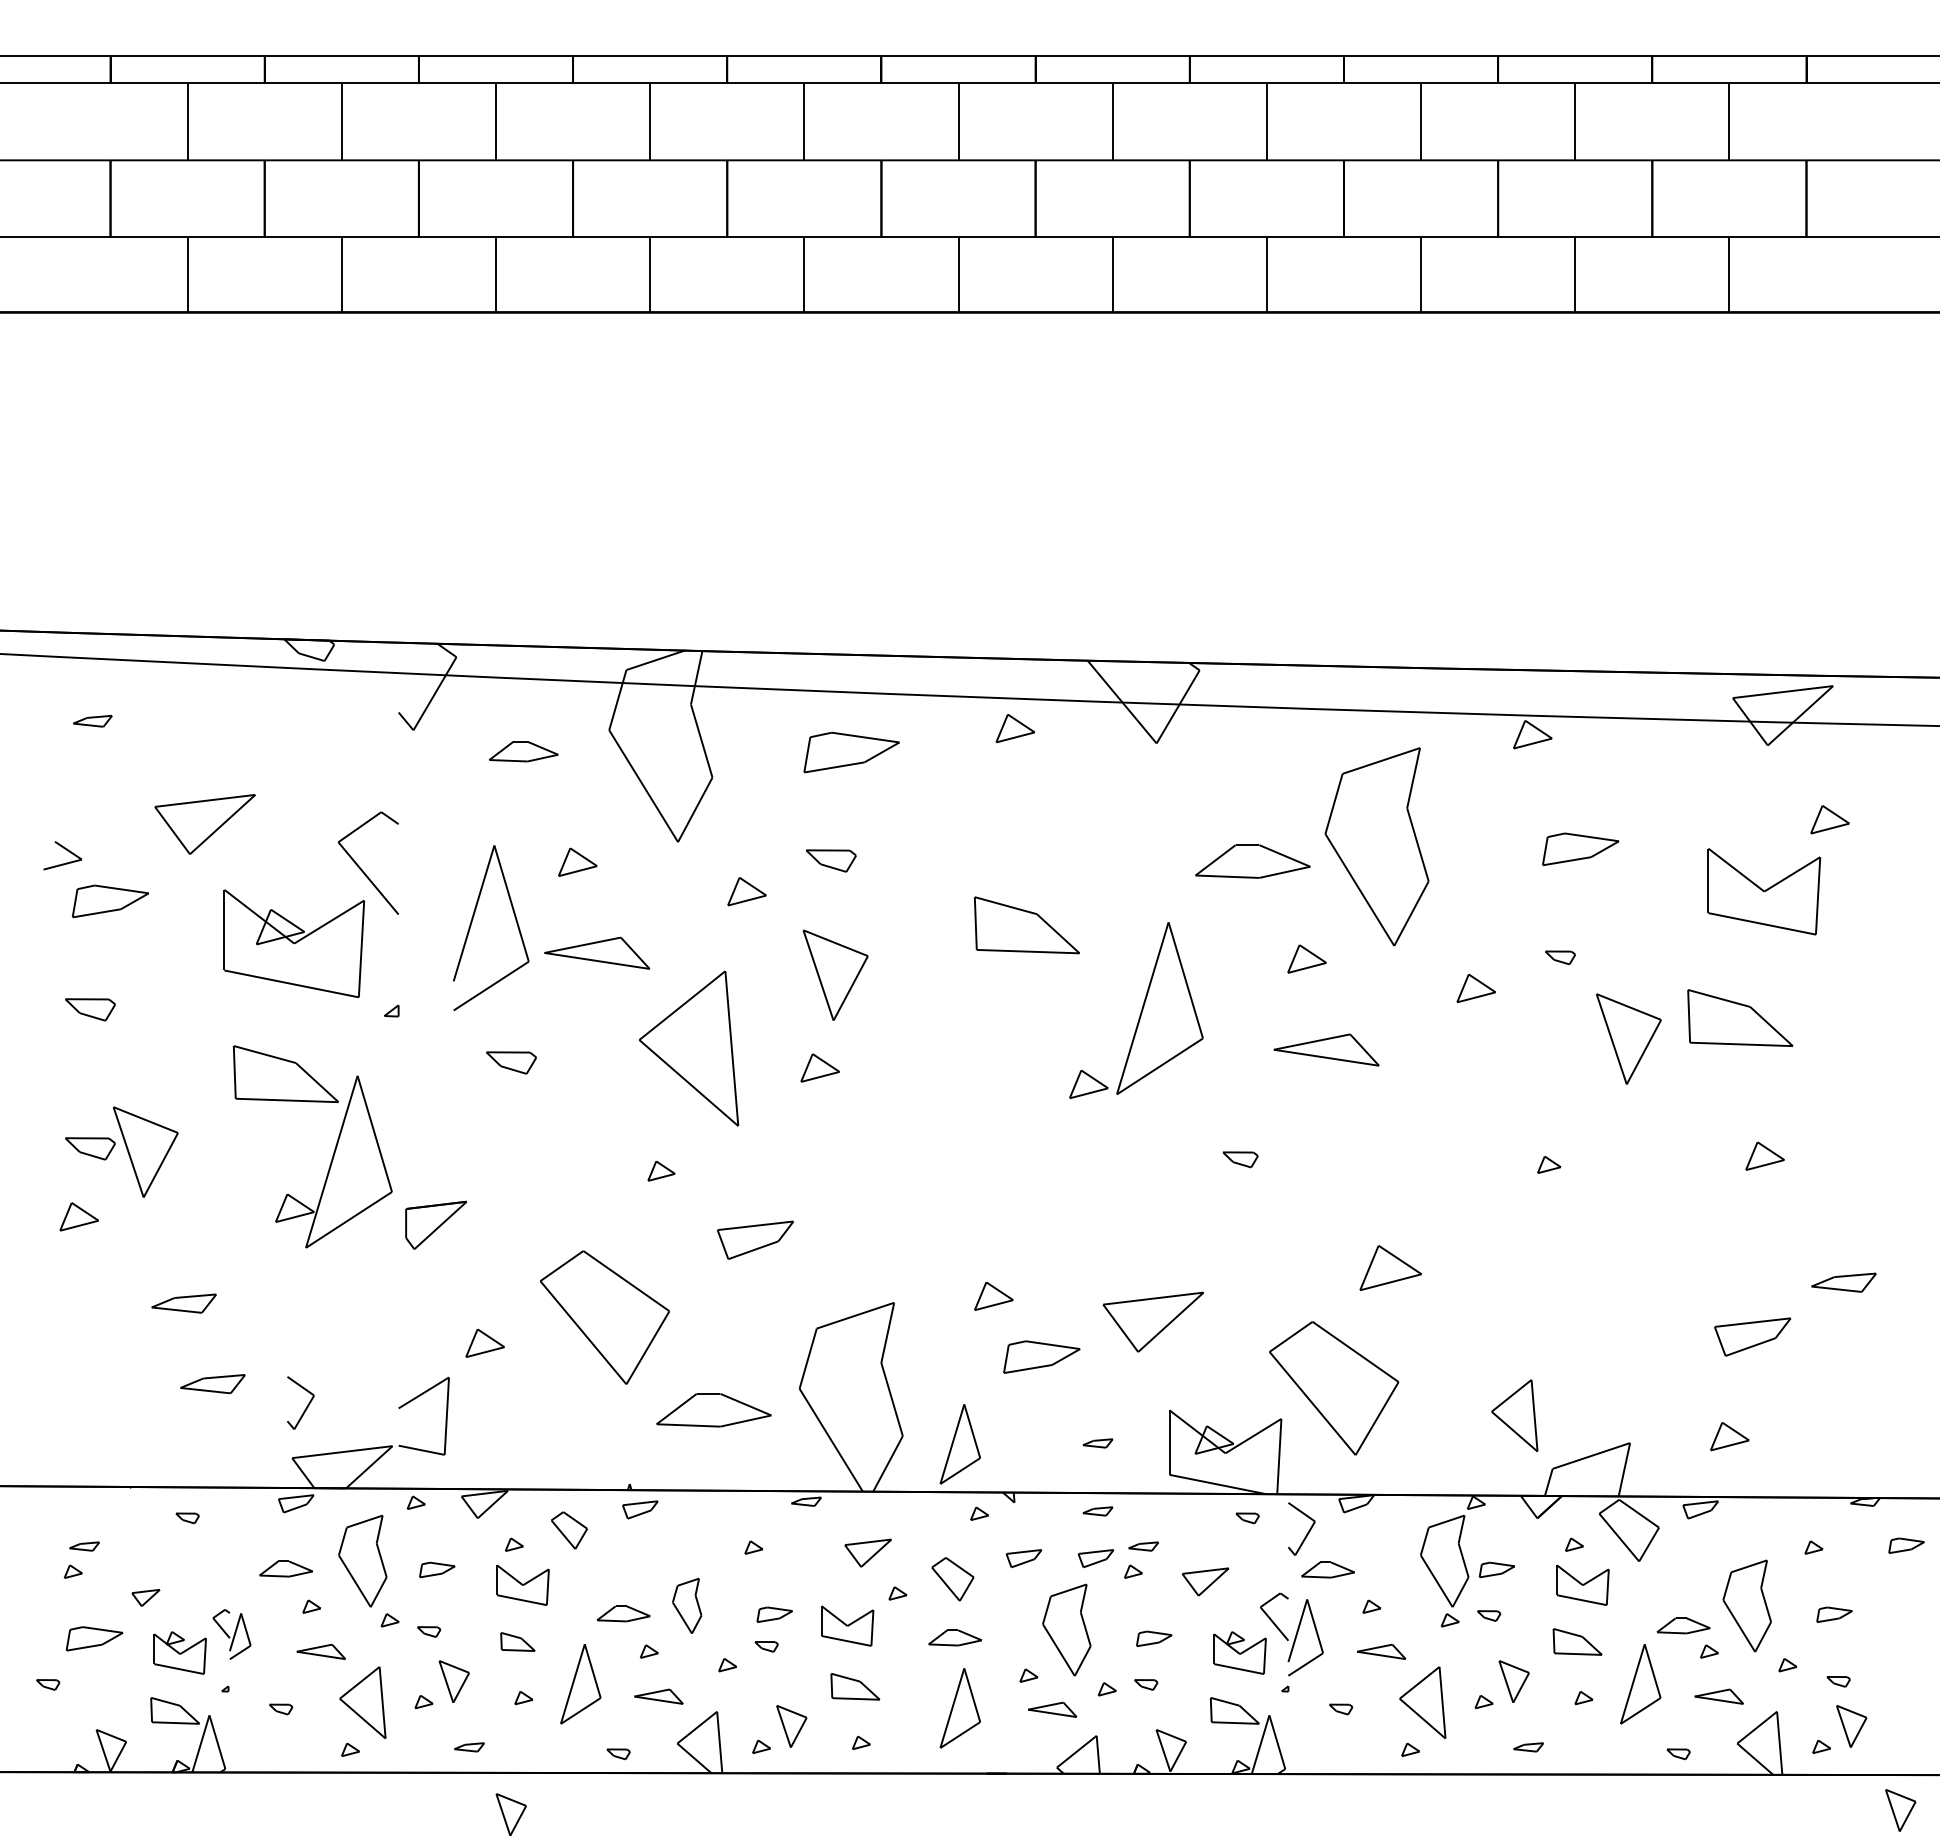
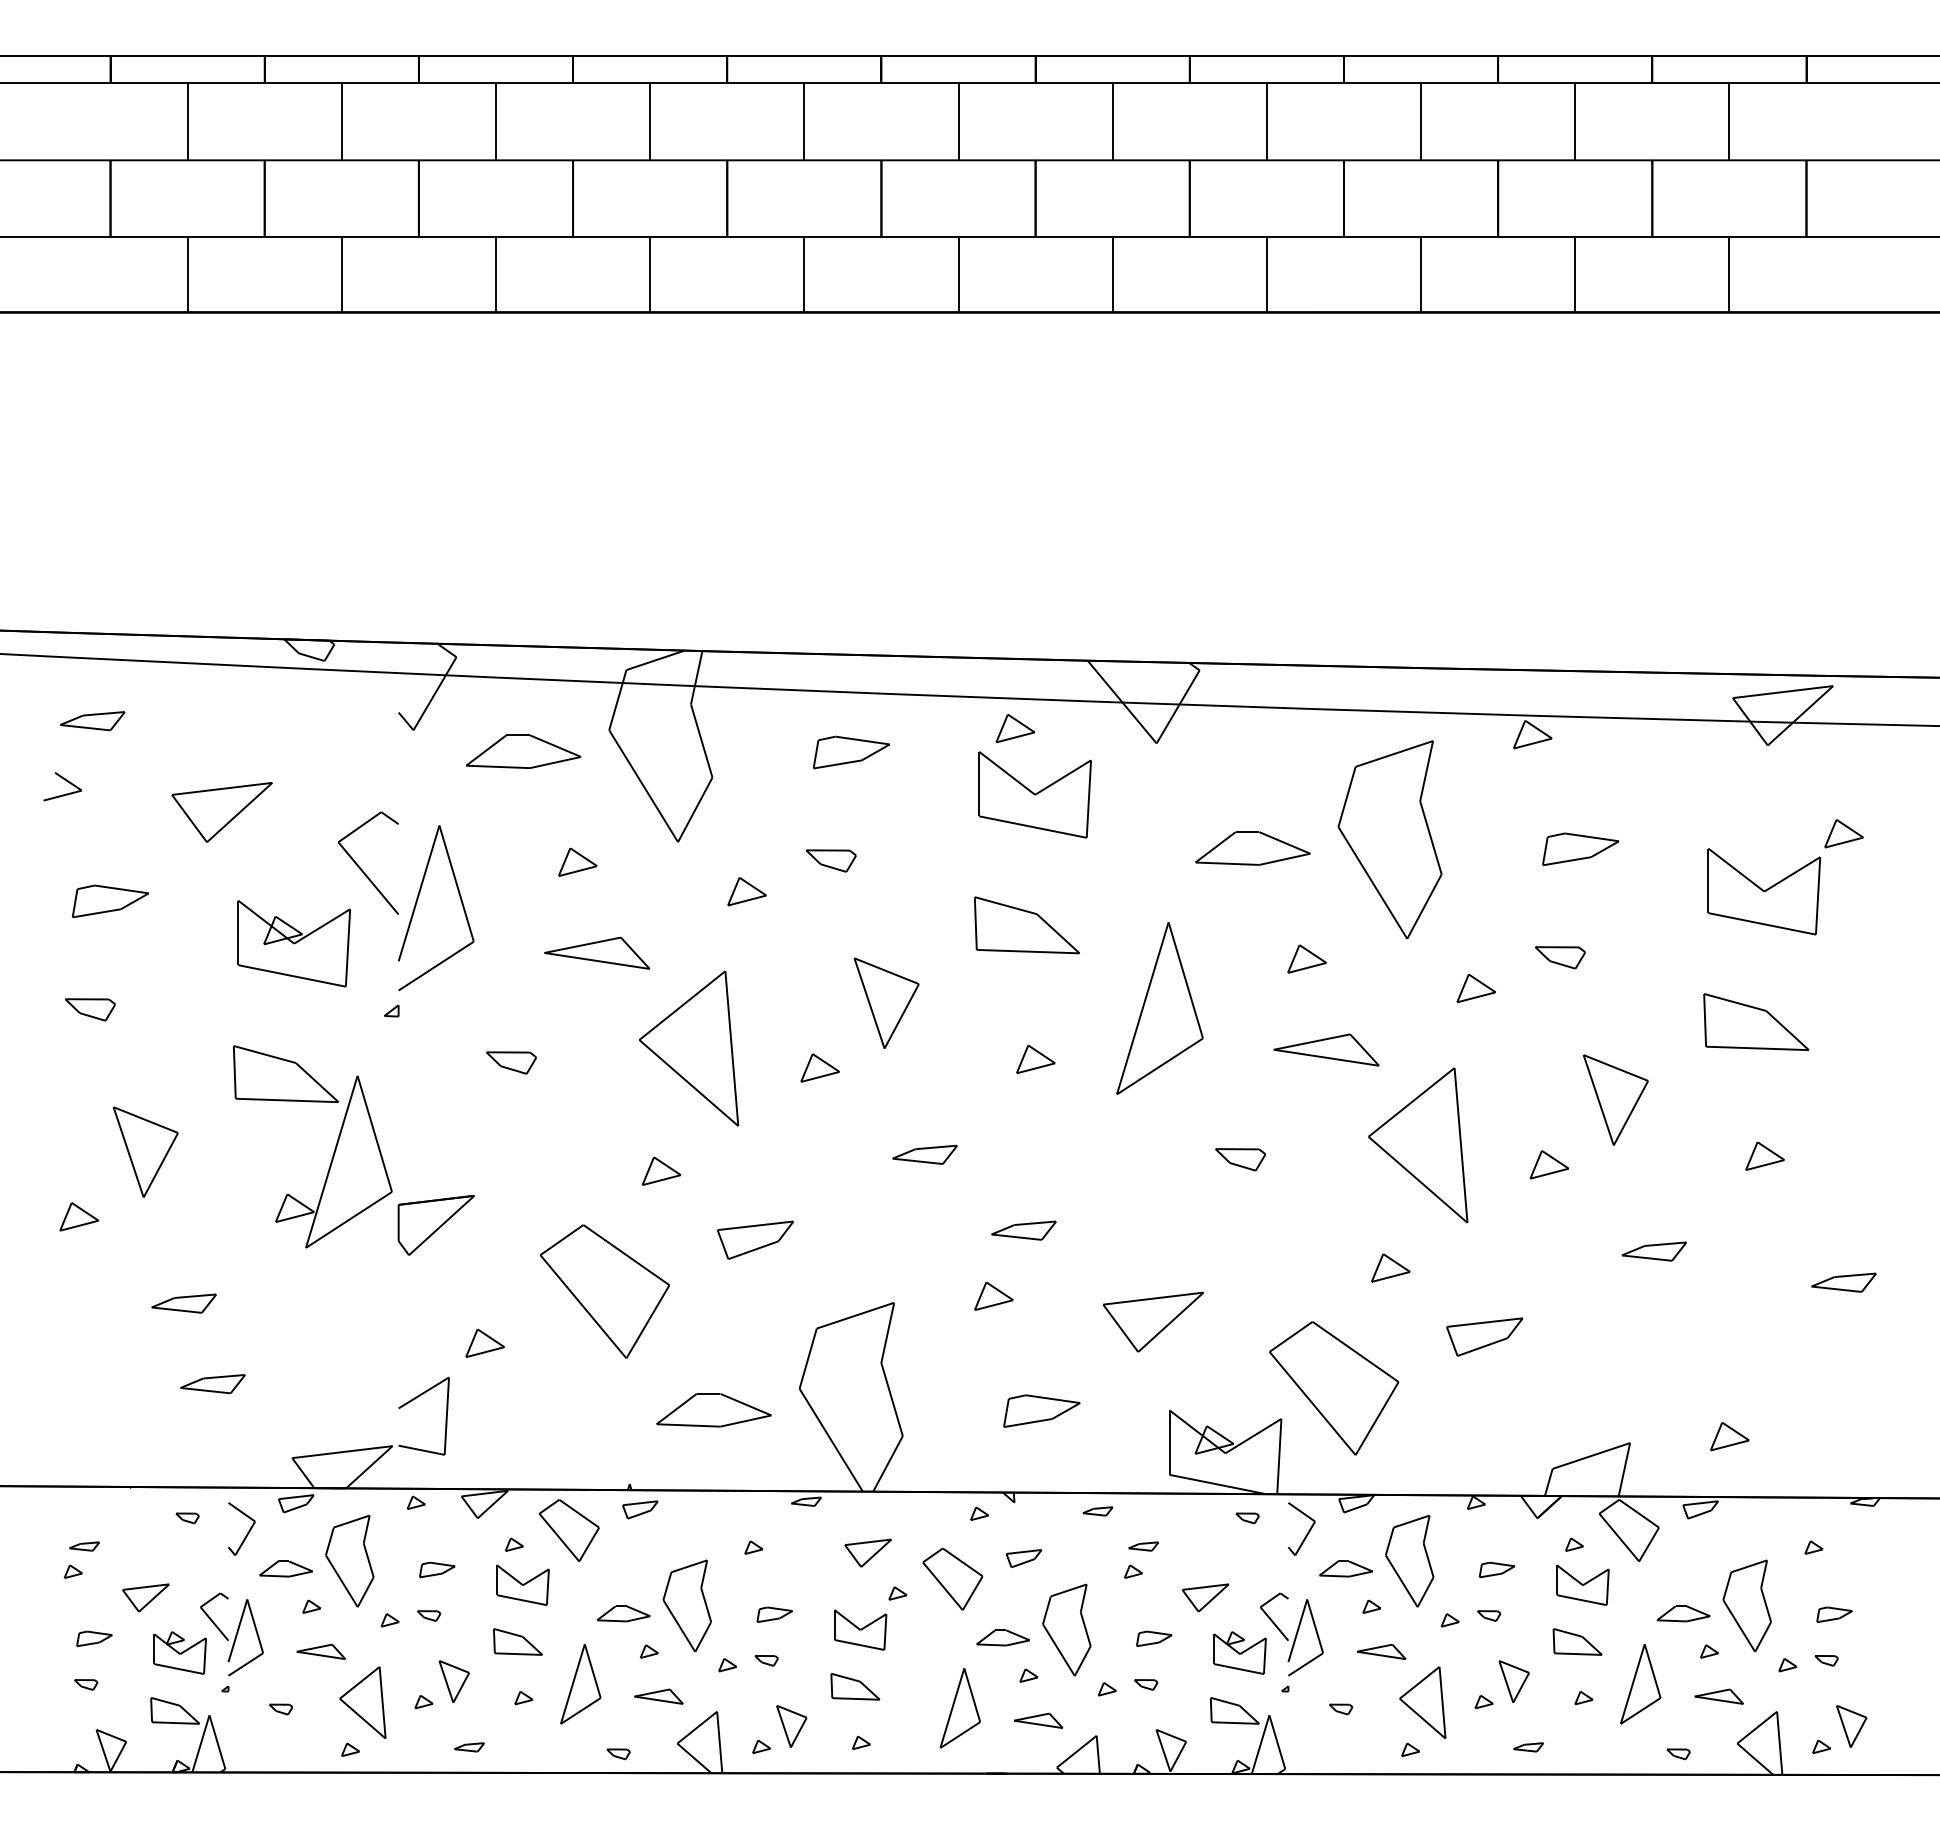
part size: 40x13 px -> 66x21 px (92, 721)
part size: 70x22 px -> 116x35 px (523, 751)
part size: 97x43 px -> 78x35 px (850, 752)
part: none -> present (1034, 794)
part position: (1829, 819) -> (1843, 833) (1843, 833)
part position: (204, 824) -> (221, 812) (221, 812)
part position: (1376, 846) -> (1389, 839) (1389, 839)
part position: (64, 849) -> (64, 780) (64, 780)
part position: (1252, 861) -> (1252, 848) (1252, 848)
part position: (472, 922) -> (417, 902) (417, 902)
part size: 143x110 px -> 114x88 px (293, 943)
part size: 31x16 px -> 51x24 px (1560, 957)
part position: (835, 974) -> (886, 1002) (886, 1002)
part position: (1740, 1017) -> (1756, 1021) (1756, 1021)
part position: (1628, 1038) -> (1615, 1099) (1615, 1099)
part position: (1088, 1084) -> (1035, 1059) (1035, 1059)
part: none -> present (1418, 1145)
part: present -> none (90, 1148)
part: none -> present (924, 1154)
part size: 37x18 px -> 51x24 px (1240, 1159)
part size: 25x18 px -> 40x30 px (1548, 1164)
part size: 29x22 px -> 41x30 px (661, 1170)
part size: 63x50 px -> 78x61 px (435, 1225)
part: none -> present (1023, 1230)
part: none -> present (1653, 1251)
part size: 63x46 px -> 40x30 px (1390, 1267)
part position: (604, 1317) -> (604, 1291) (604, 1291)
part position: (1752, 1336) -> (1484, 1336) (1484, 1336)
part position: (1041, 1356) -> (1041, 1410) (1041, 1410)
part position: (306, 1406) -> (247, 1532) (247, 1532)
part: present -> none (1514, 1415)
part: present -> none (1097, 1443)
part: present -> none (959, 1444)
part size: 37x39 px -> 61x63 px (569, 1530)
part: present -> none (1906, 1545)
part: present -> none (1095, 1558)
part position: (362, 1560) -> (349, 1560) (349, 1560)
part position: (1444, 1561) -> (1409, 1561) (1409, 1561)
part position: (1327, 1569) -> (1345, 1568) (1345, 1568)
part size: 44x45 px -> 62x63 px (952, 1579)
part position: (1205, 1581) -> (1205, 1597) (1205, 1597)
part size: 30x18 px -> 48x30 px (145, 1597)
part size: 31x57 px -> 50x94 px (686, 1605)
part position: (847, 1625) -> (860, 1629) (860, 1629)
part position: (1683, 1625) -> (1683, 1613) (1683, 1613)
part position: (429, 1631) -> (429, 1615) (429, 1615)
part size: 40x51 px -> 64x85 px (231, 1634)
part position: (954, 1637) -> (1002, 1637) (1002, 1637)
part size: 59x26 px -> 37x18 px (94, 1638)
part size: 36x20 px -> 50x28 px (517, 1641)
part position: (766, 1646) -> (766, 1660) (766, 1660)
part position: (1838, 1681) -> (1826, 1660) (1826, 1660)
part position: (48, 1684) -> (86, 1684) (86, 1684)
part position: (1052, 1709) -> (1038, 1720) (1038, 1720)
part: present -> none (1900, 1810)
part: present -> none (510, 1814)
